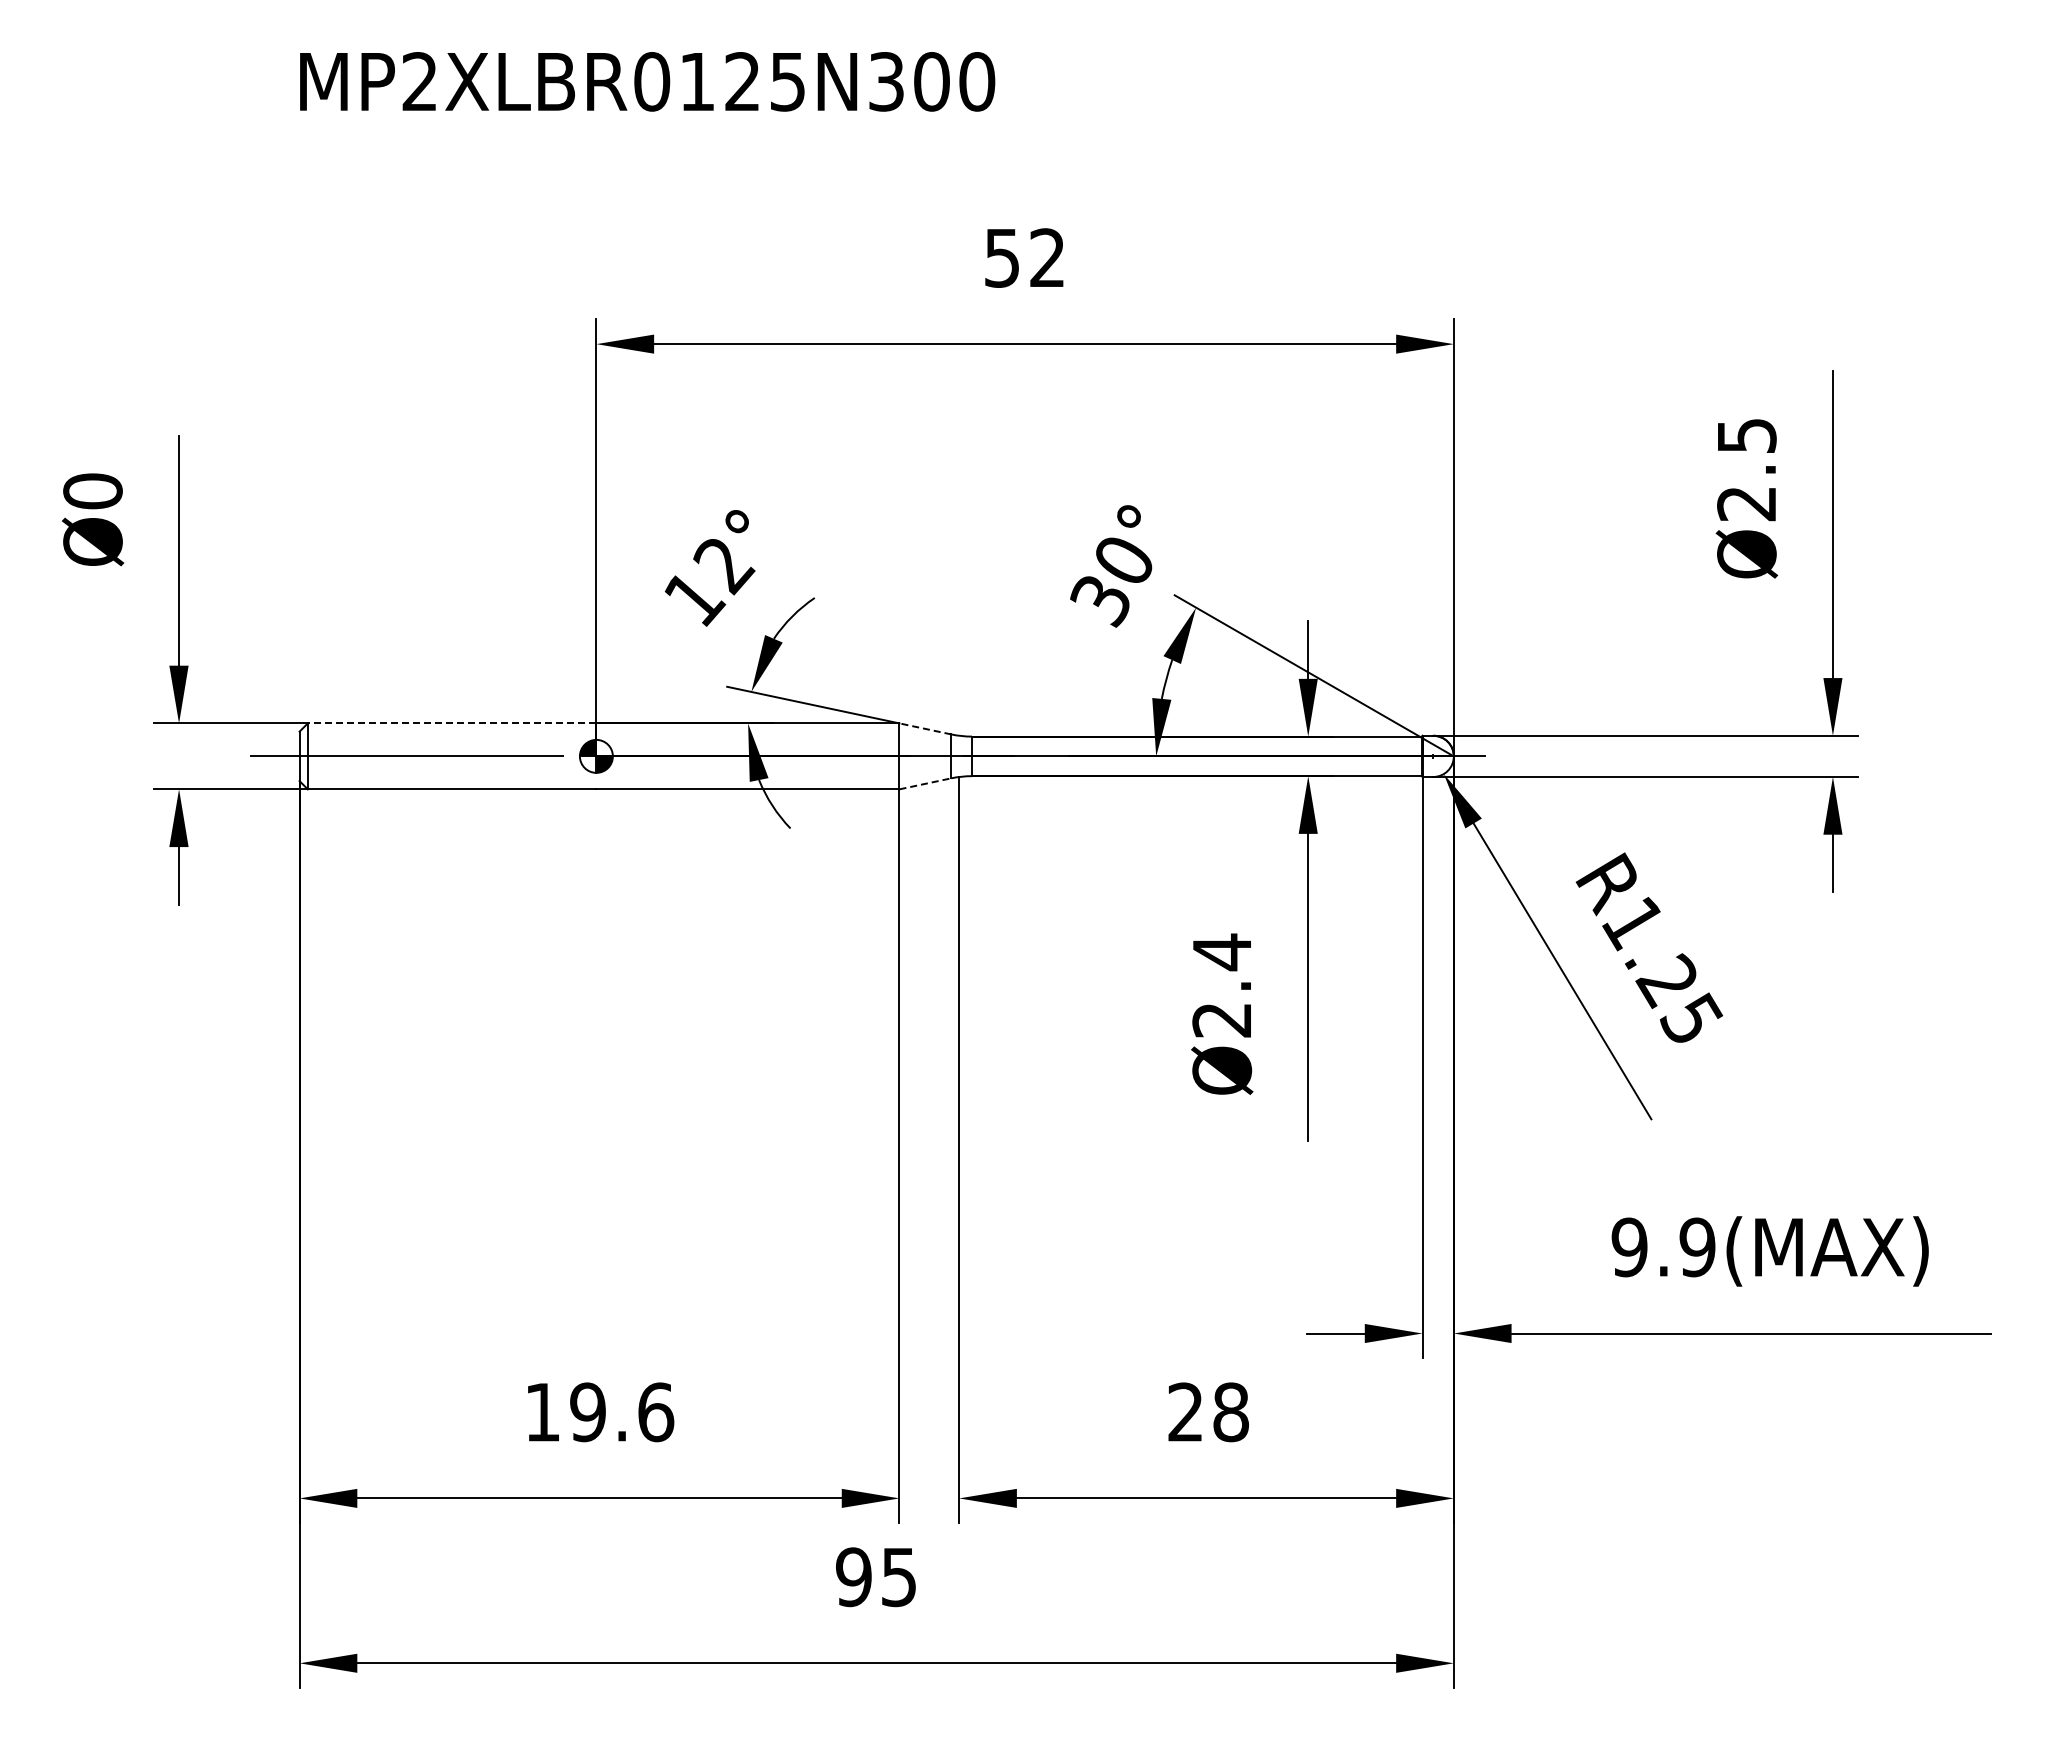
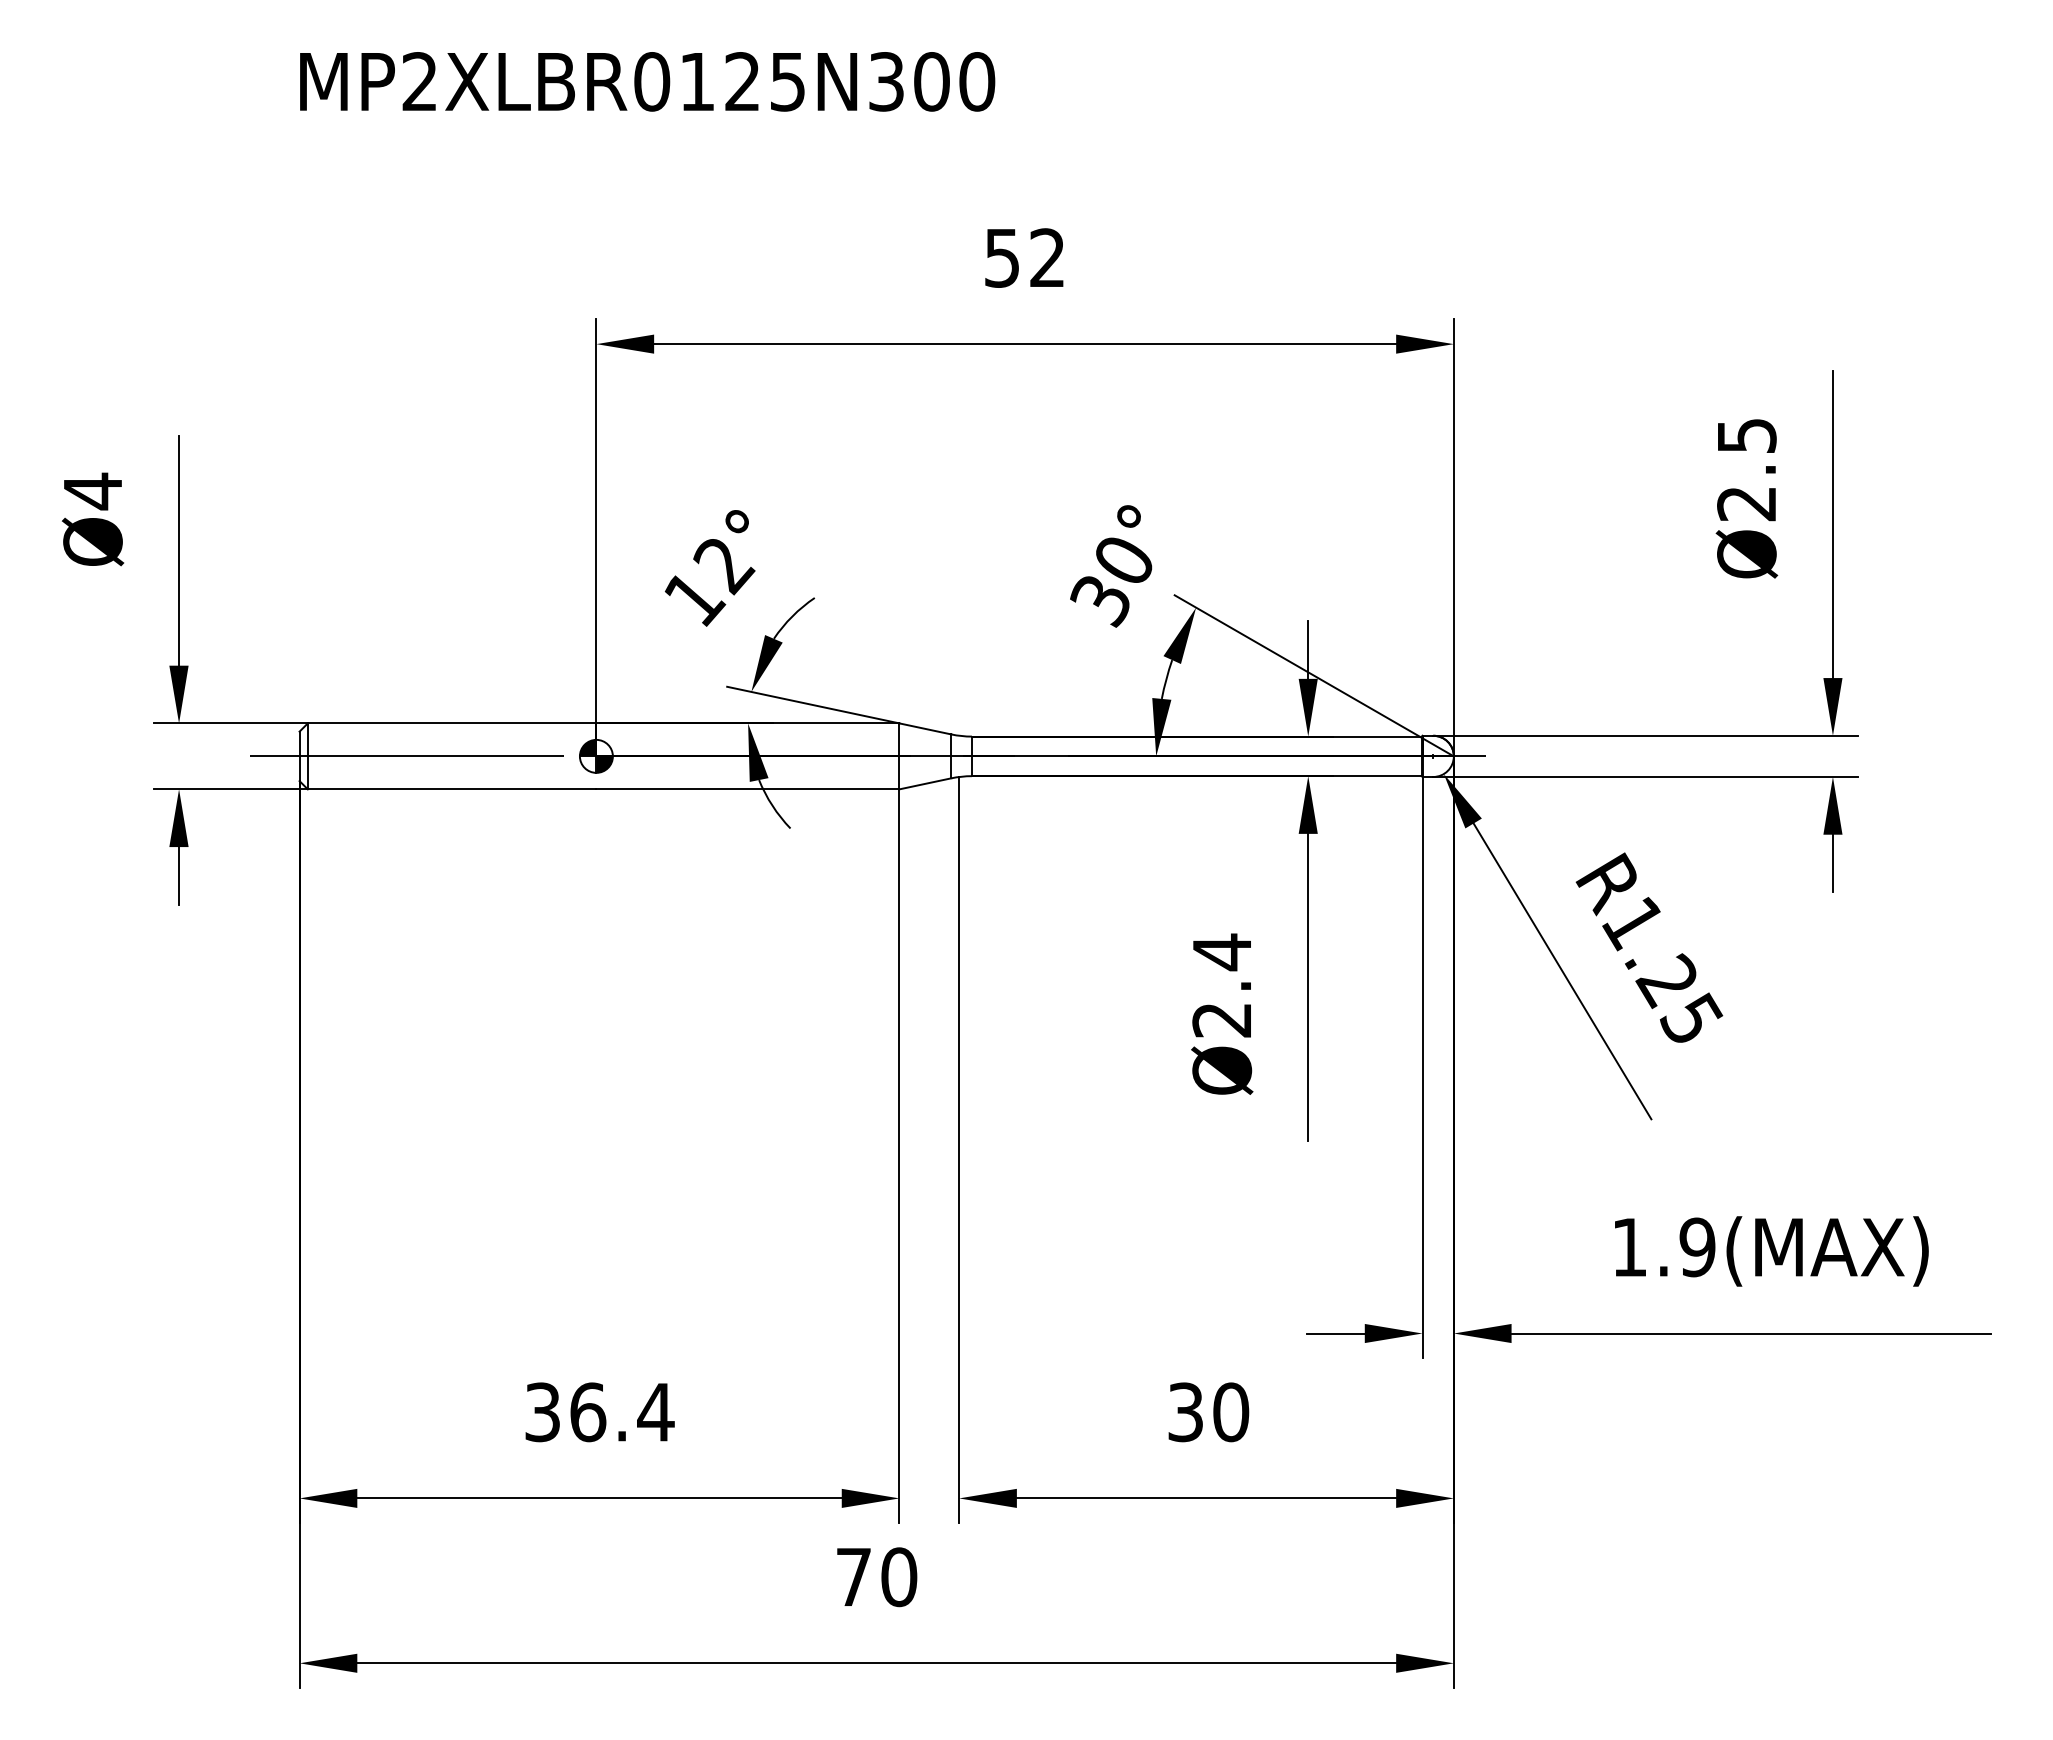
text: Ø0 -> Ø4 (92, 491)
line: dashed -> solid (451, 723)
line: dashed -> solid (925, 728)
line: dashed -> solid (925, 783)
text: 9.9(MAX) -> 1.9(MAX) (1629, 1247)
text: 19.6 -> 36.4 (599, 1412)
text: 28 -> 30 (1208, 1412)
text: 95 -> 70 (876, 1577)
